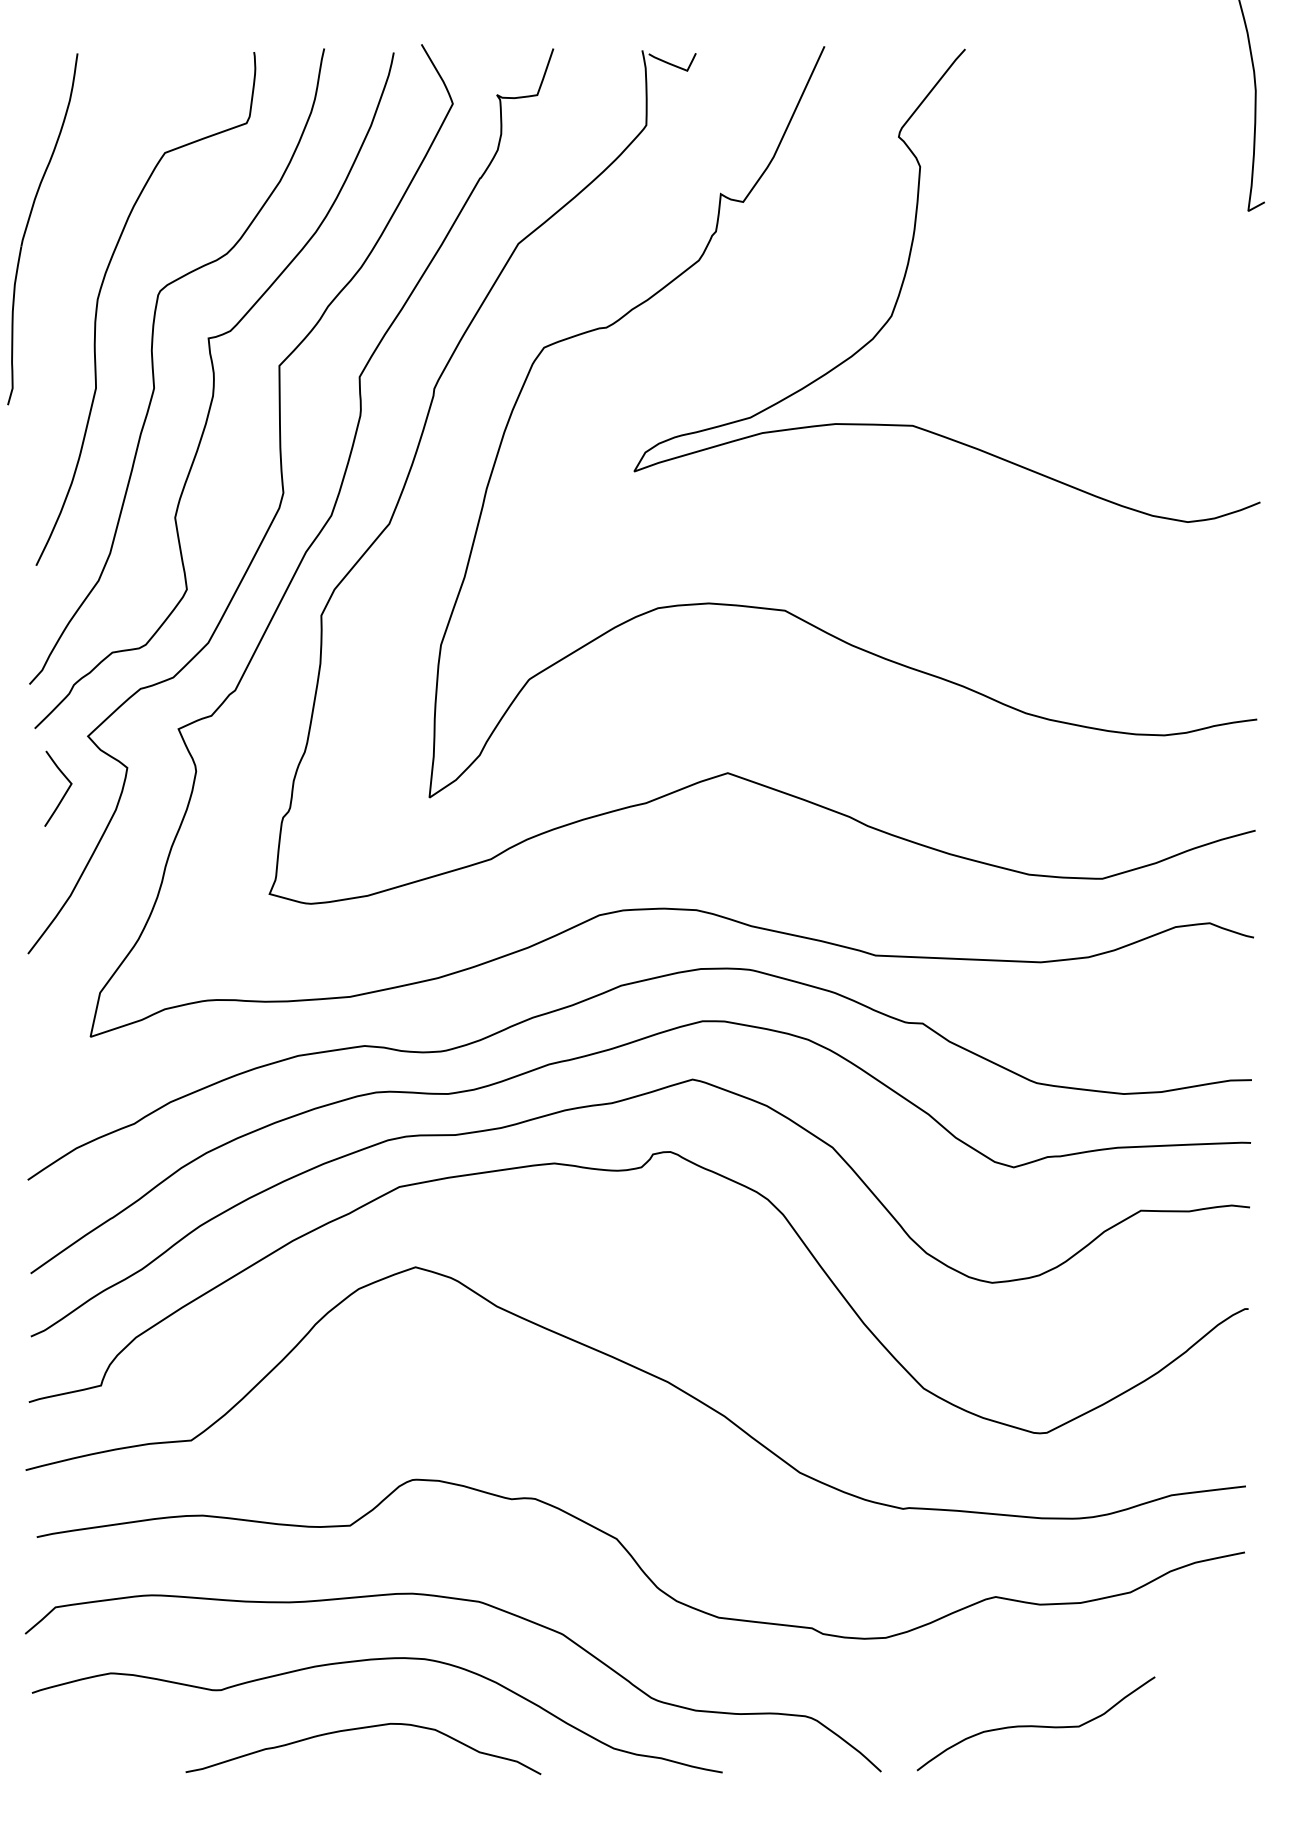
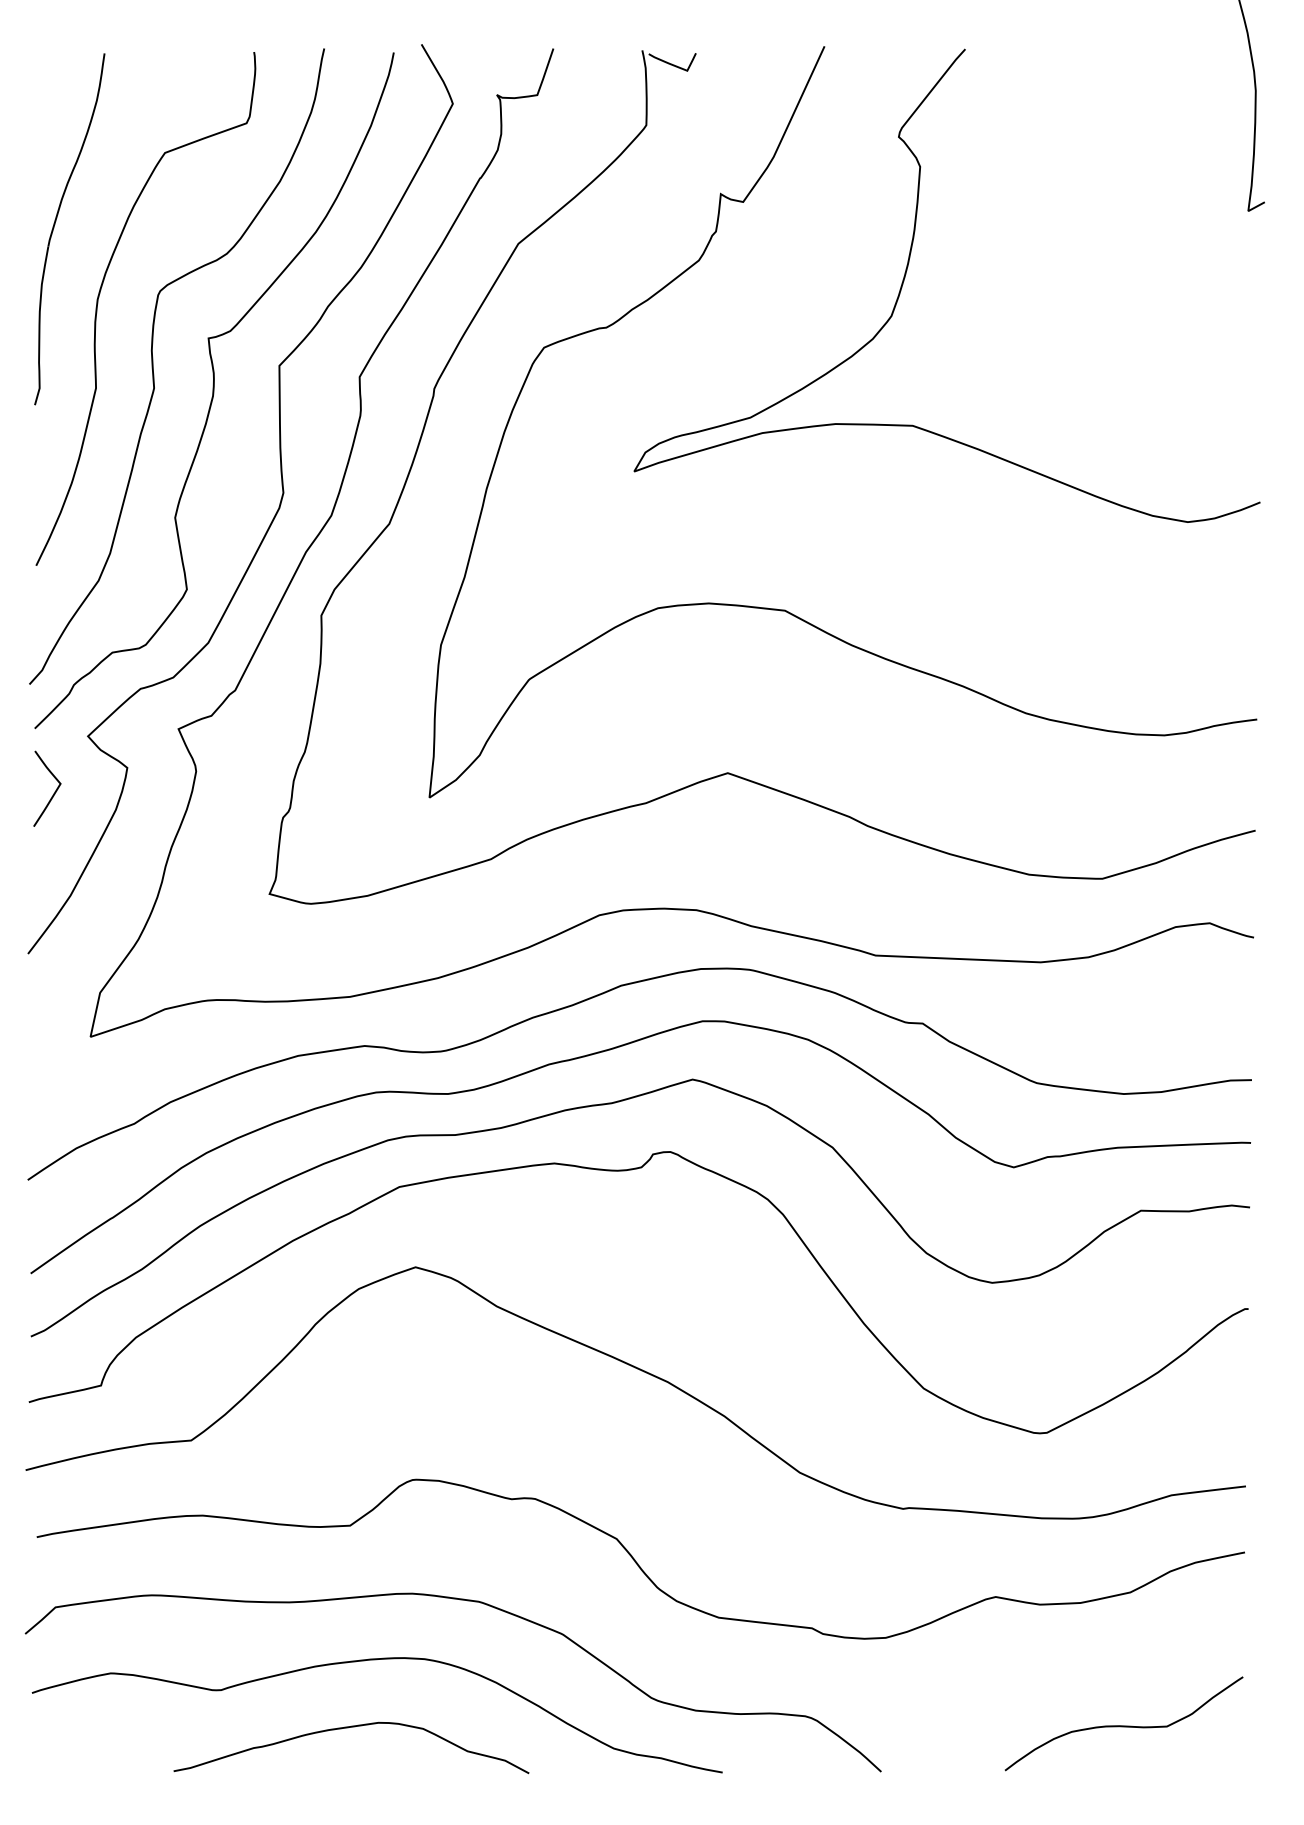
part position: (28, 224) -> (55, 224) (55, 224)
curve position: (65, 791) -> (54, 791) (54, 791)
curve position: (1035, 1725) -> (1123, 1725) (1123, 1725)
curve position: (360, 1729) -> (348, 1728) (348, 1728)
